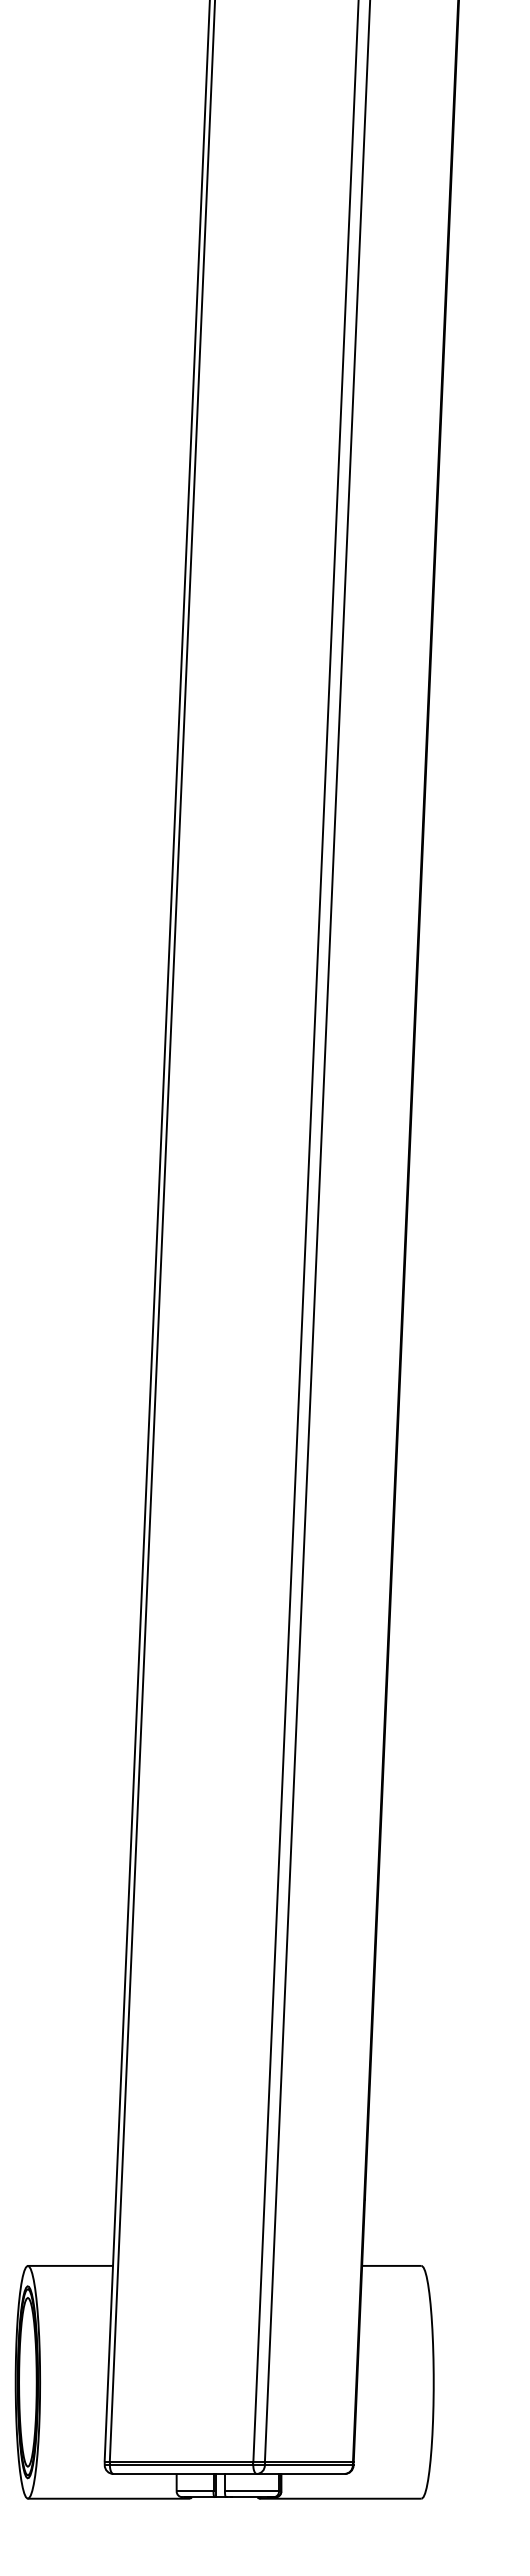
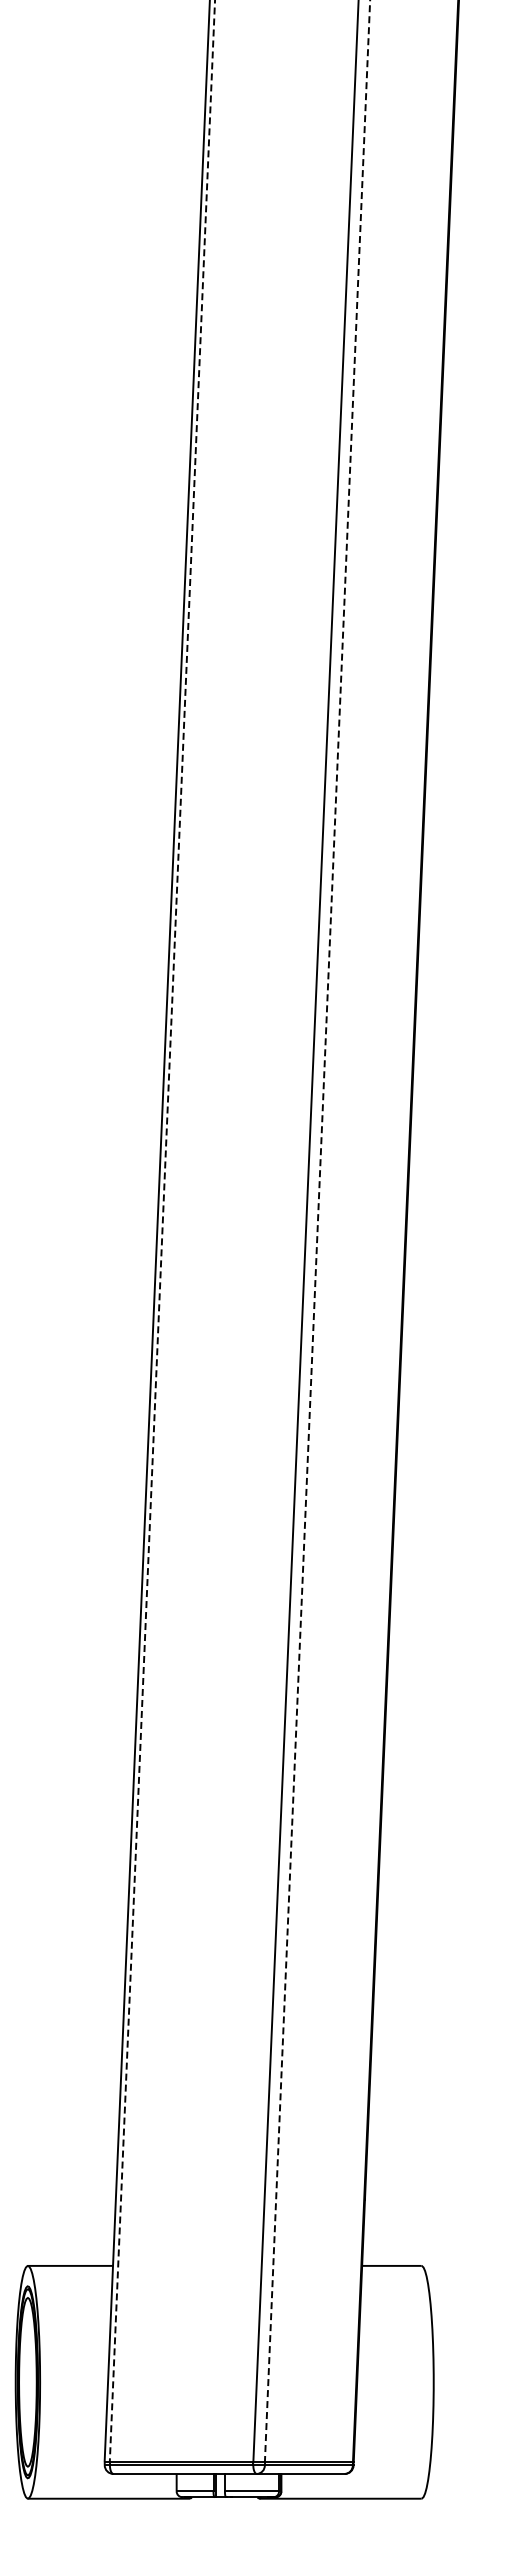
line: solid -> dashed (162, 1231)
line: solid -> dashed (317, 1231)
